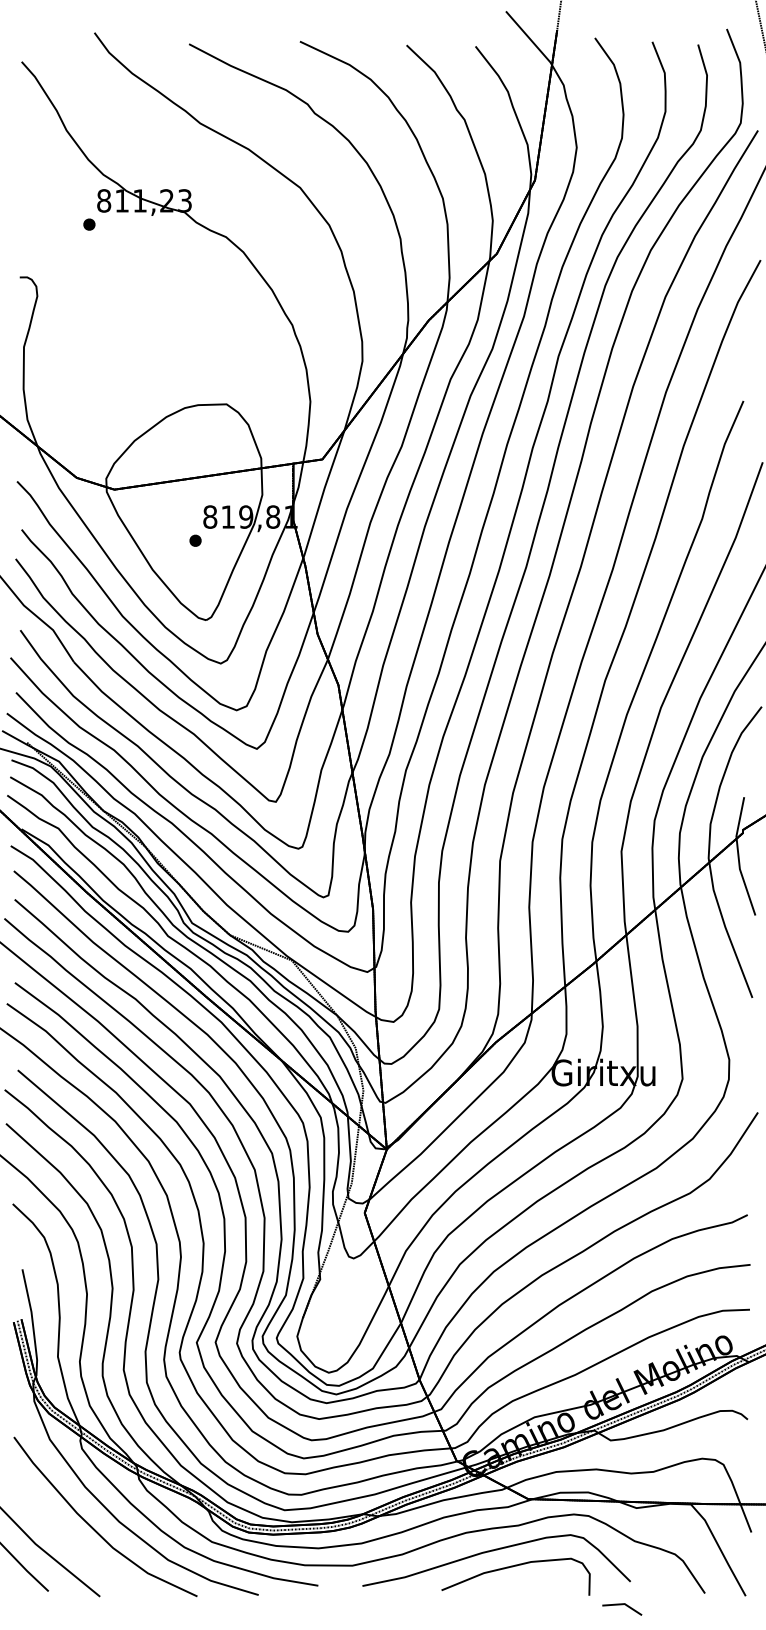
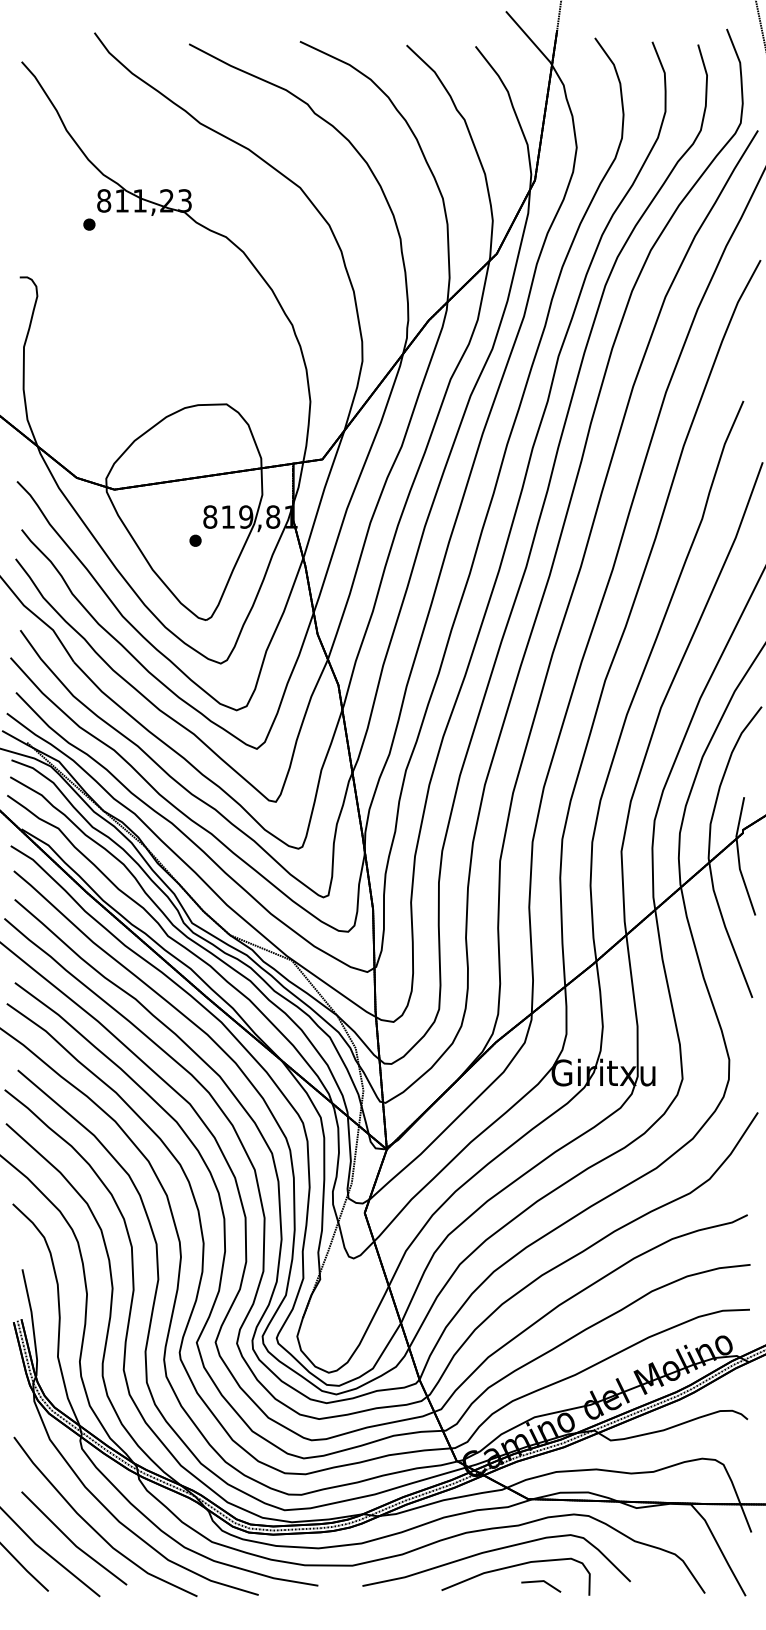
line: none -> present (71, 1540)
line position: (622, 1605) -> (541, 1582) (541, 1582)
